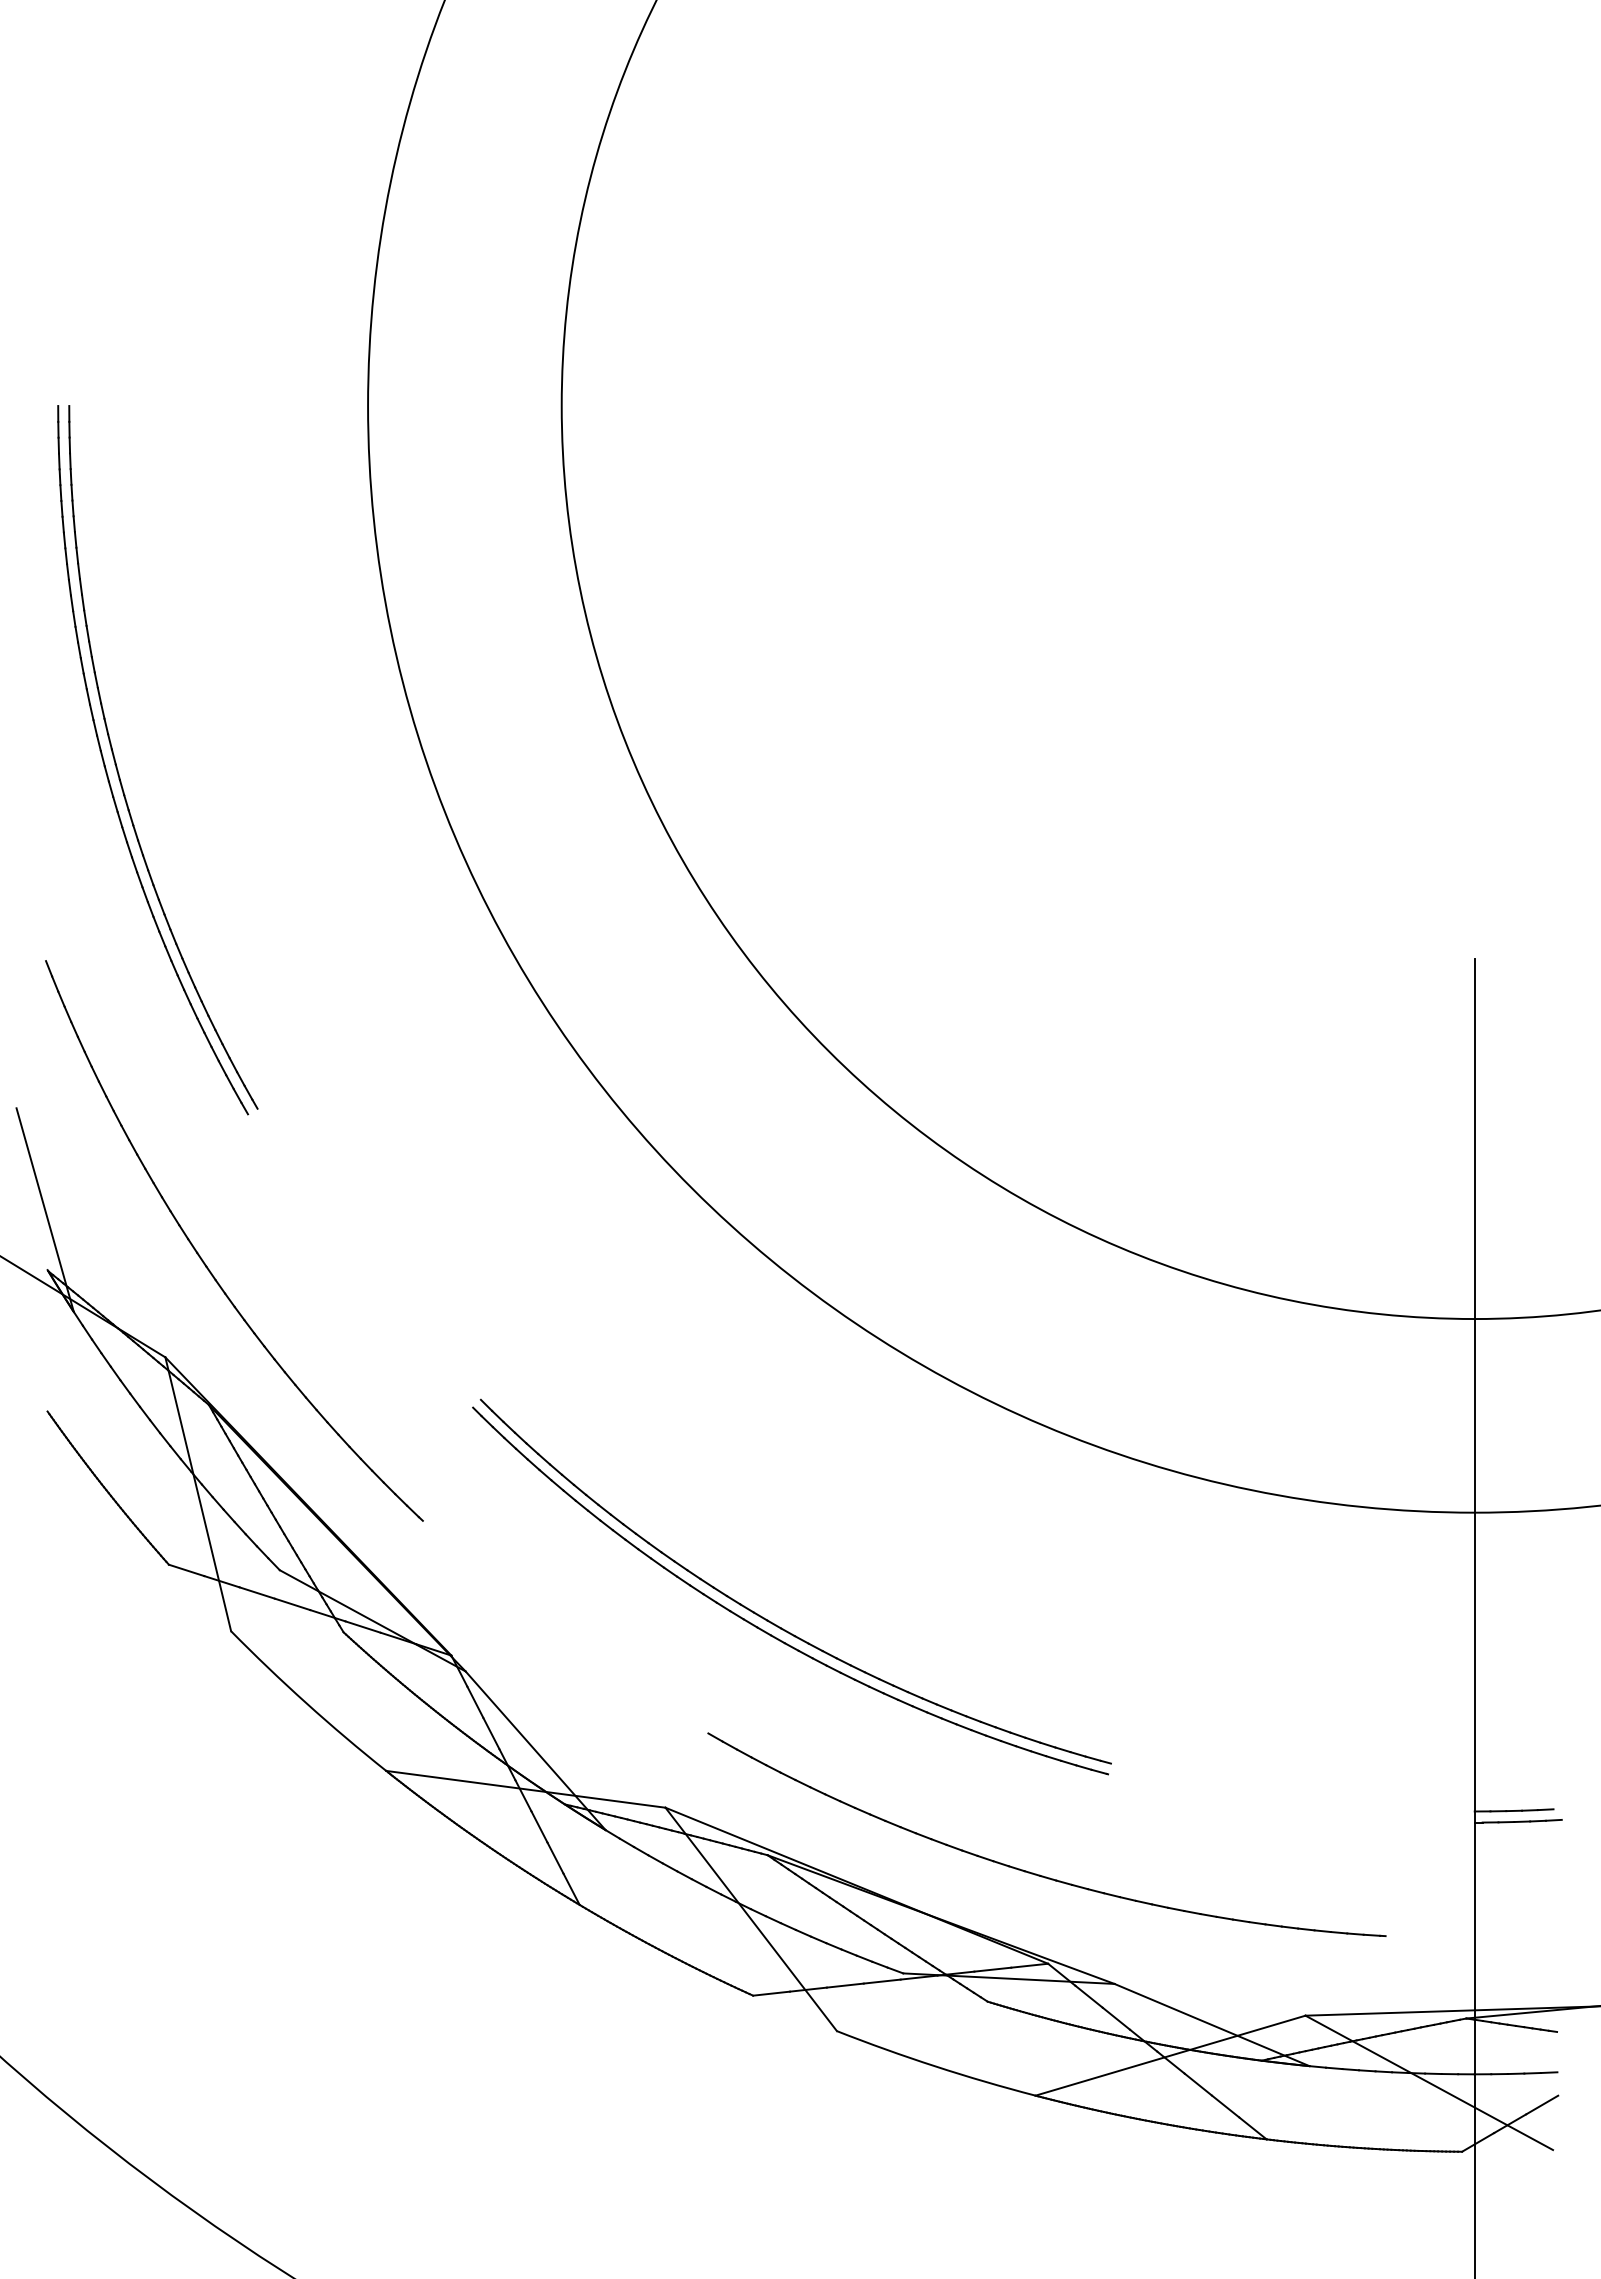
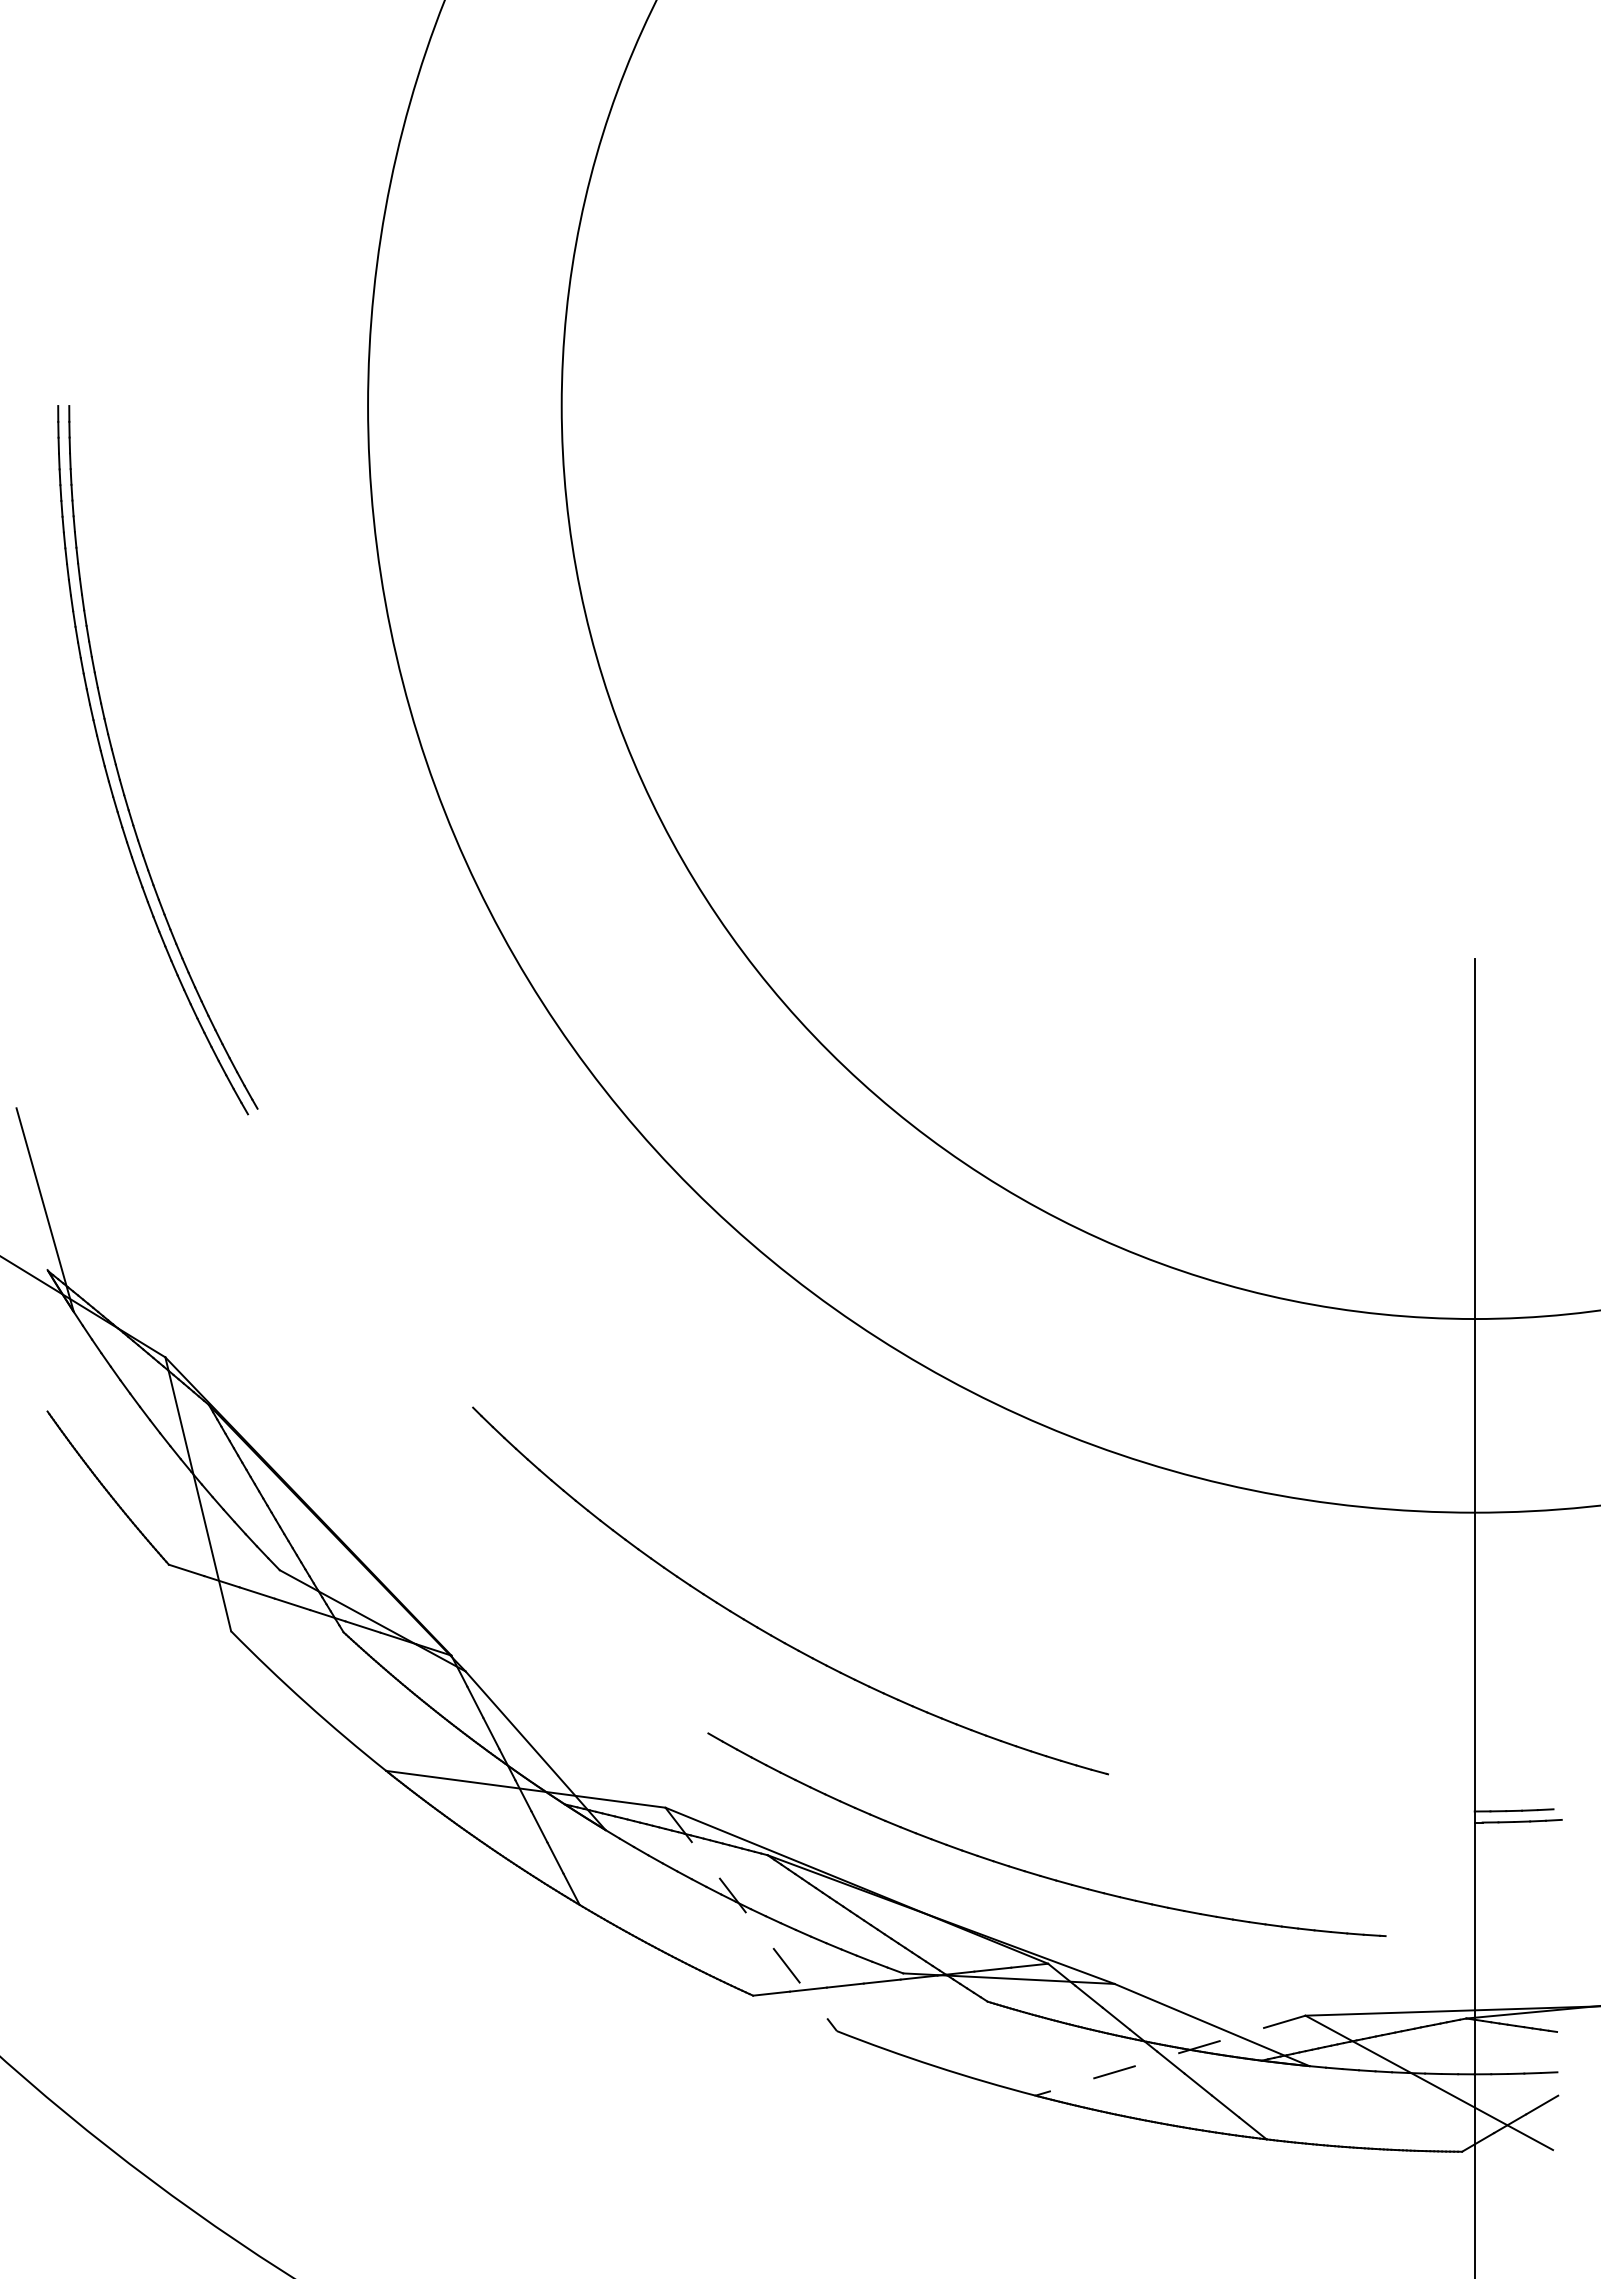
part: present -> none (204, 1261)
part: present -> none (771, 1621)
line: solid -> dashed (751, 1919)
line: solid -> dashed (1170, 2055)
